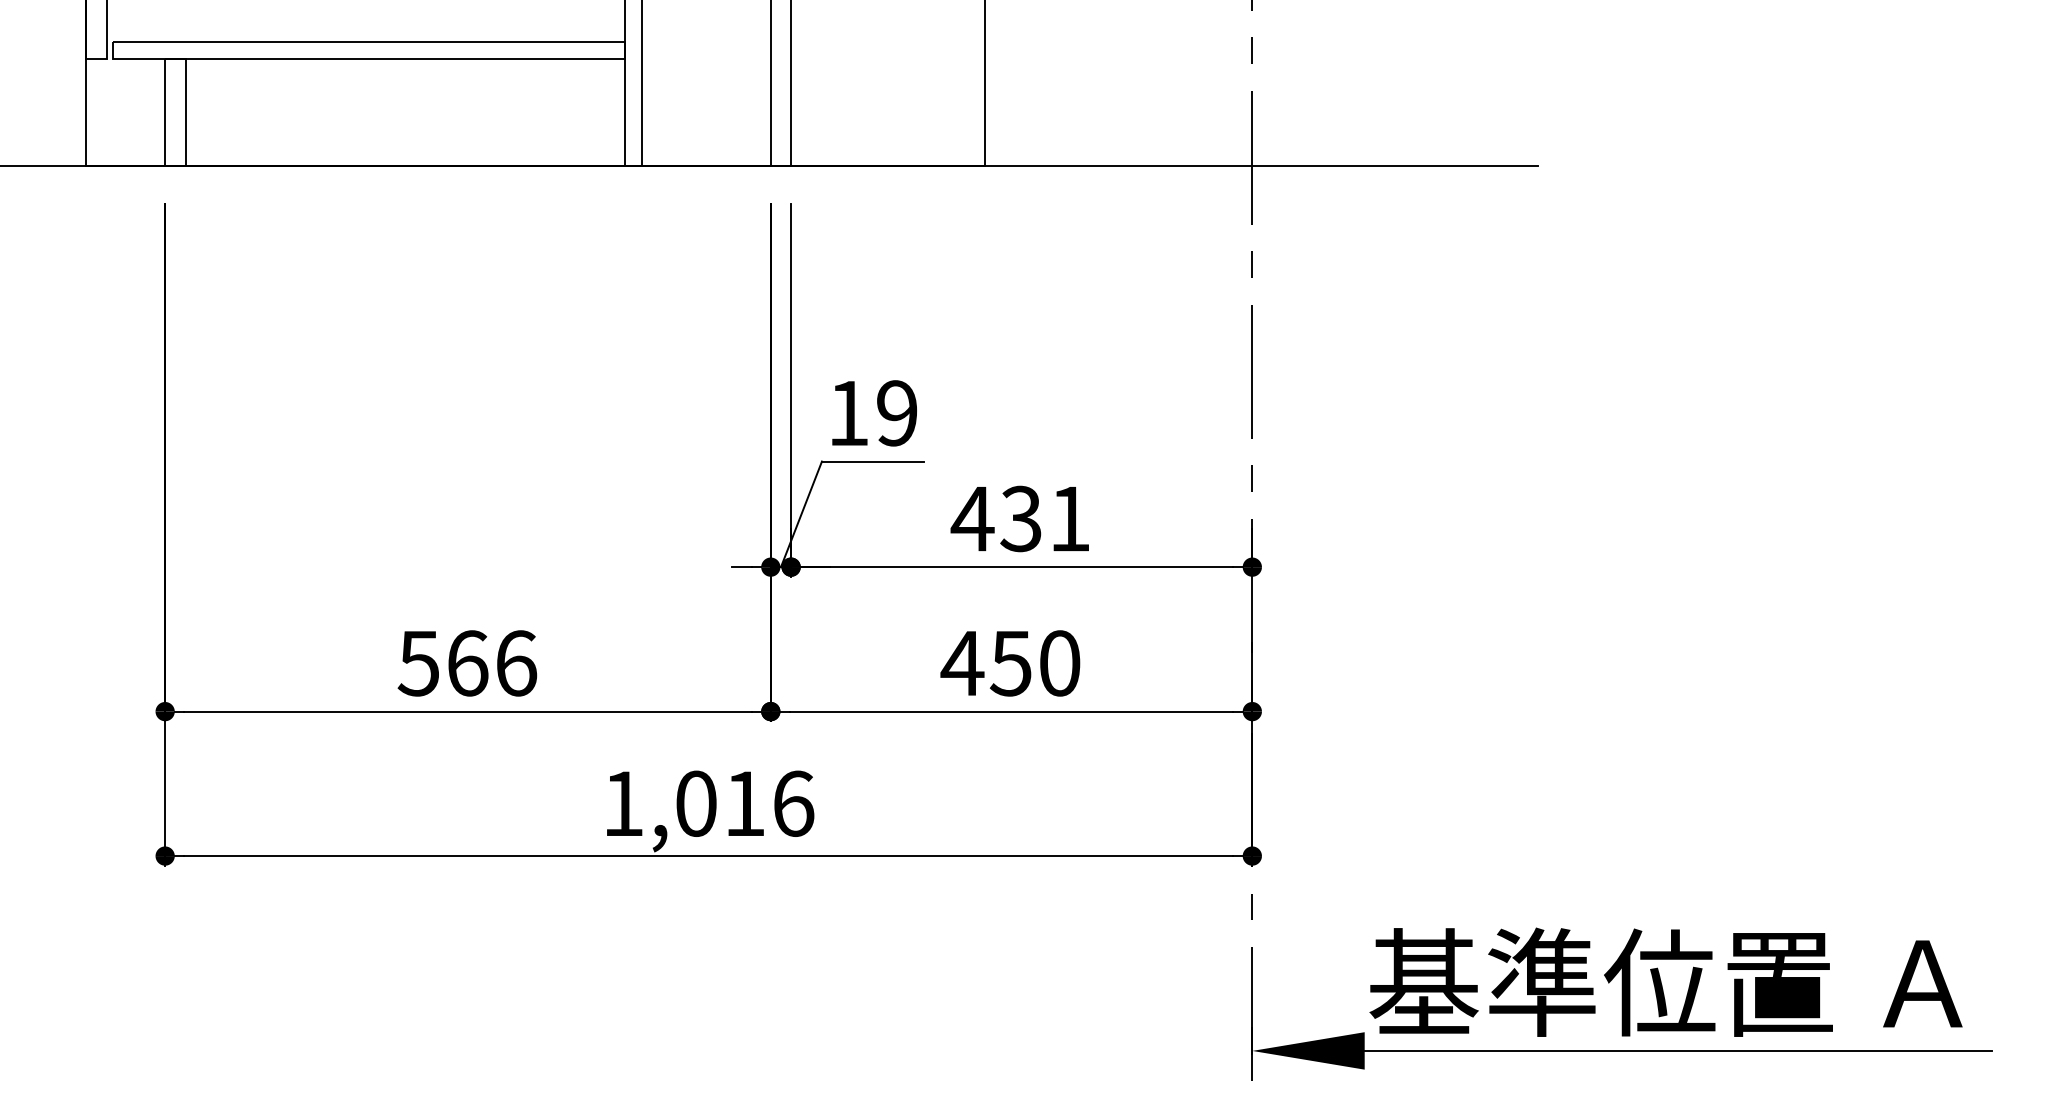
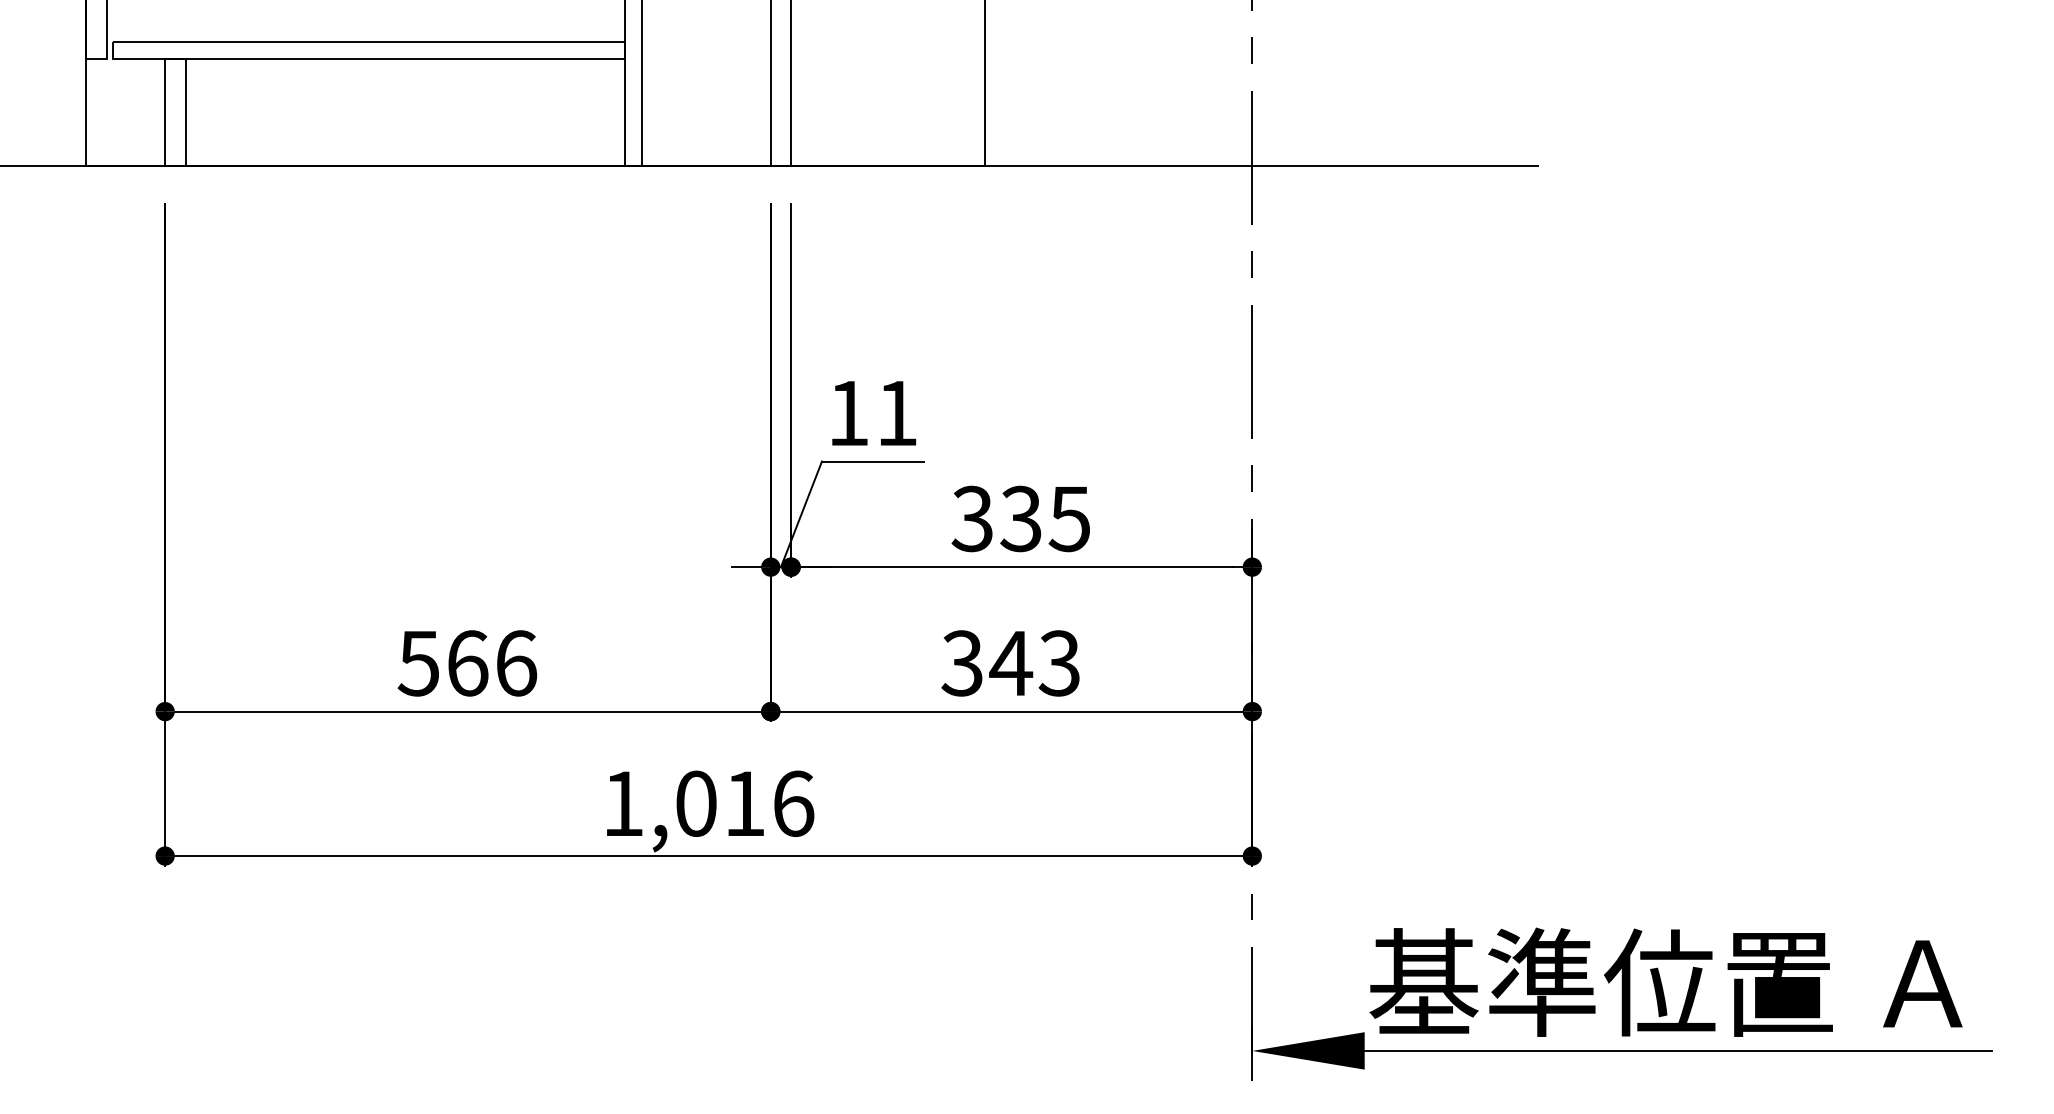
text: 19 -> 11 (897, 413)
text: 431 -> 335 (1019, 518)
text: 450 -> 343 (1010, 663)
